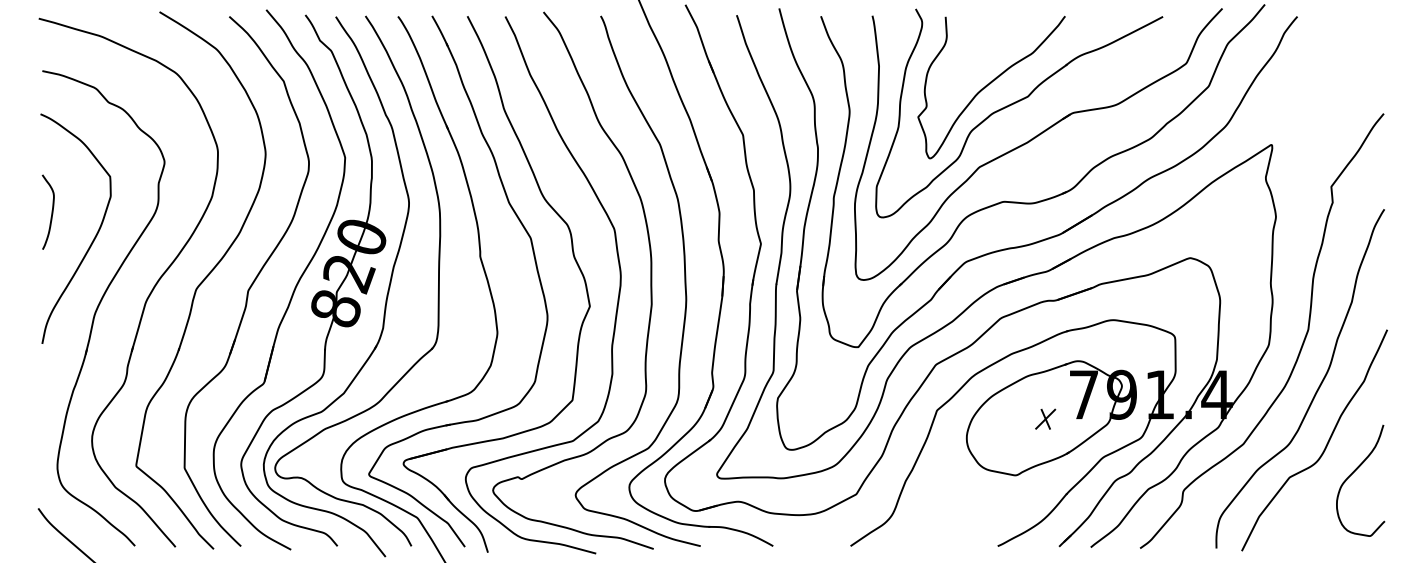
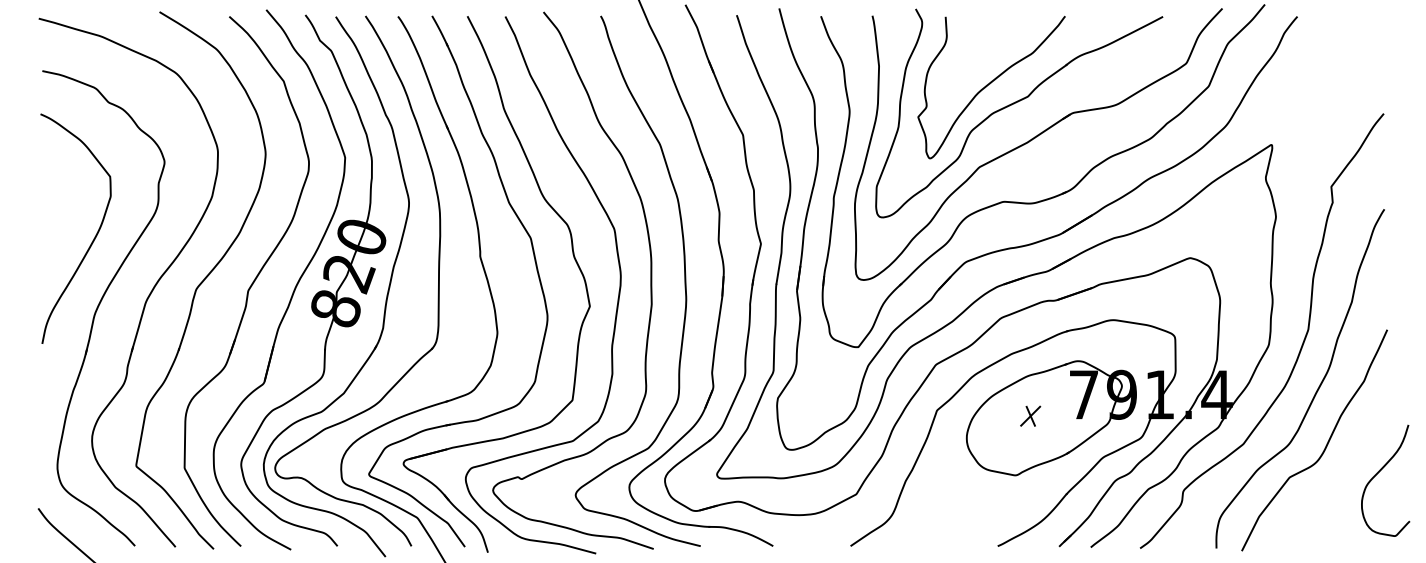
curve: present -> none (51, 211)
part position: (1045, 418) -> (1030, 415) (1030, 415)
curve position: (1353, 473) -> (1378, 473) (1378, 473)
